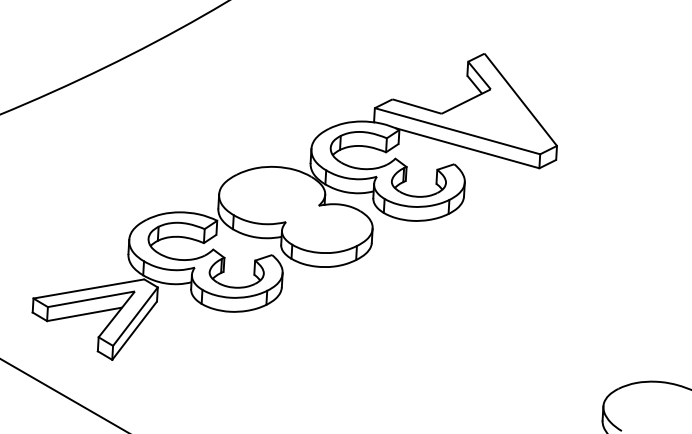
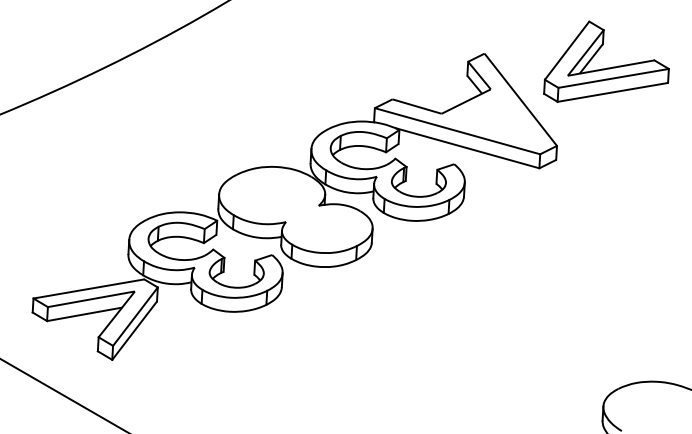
part: none -> present (607, 67)
